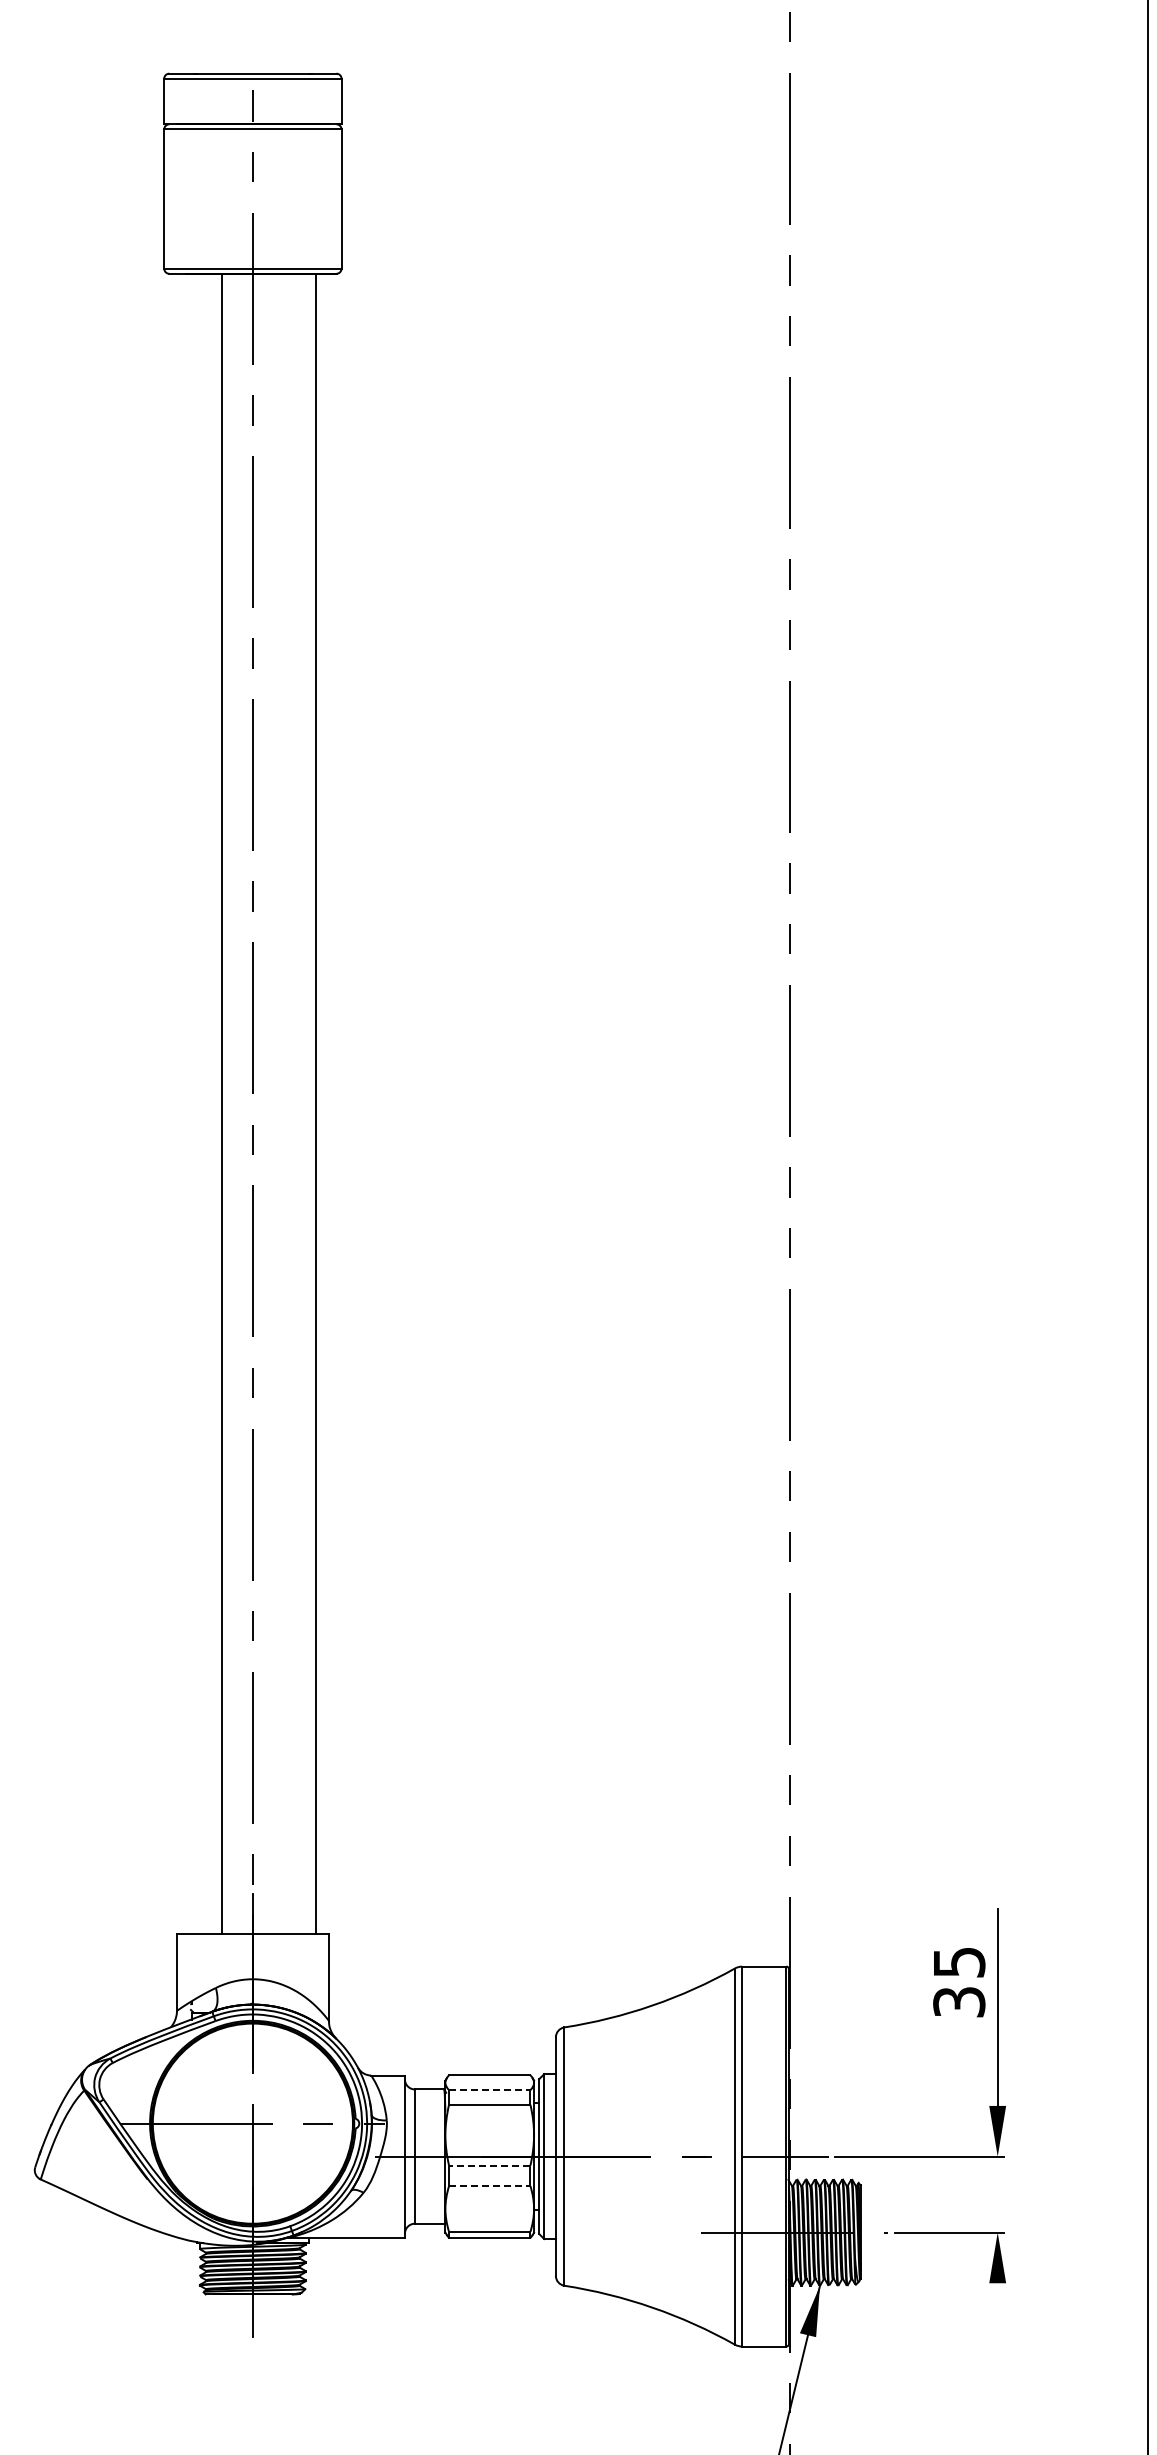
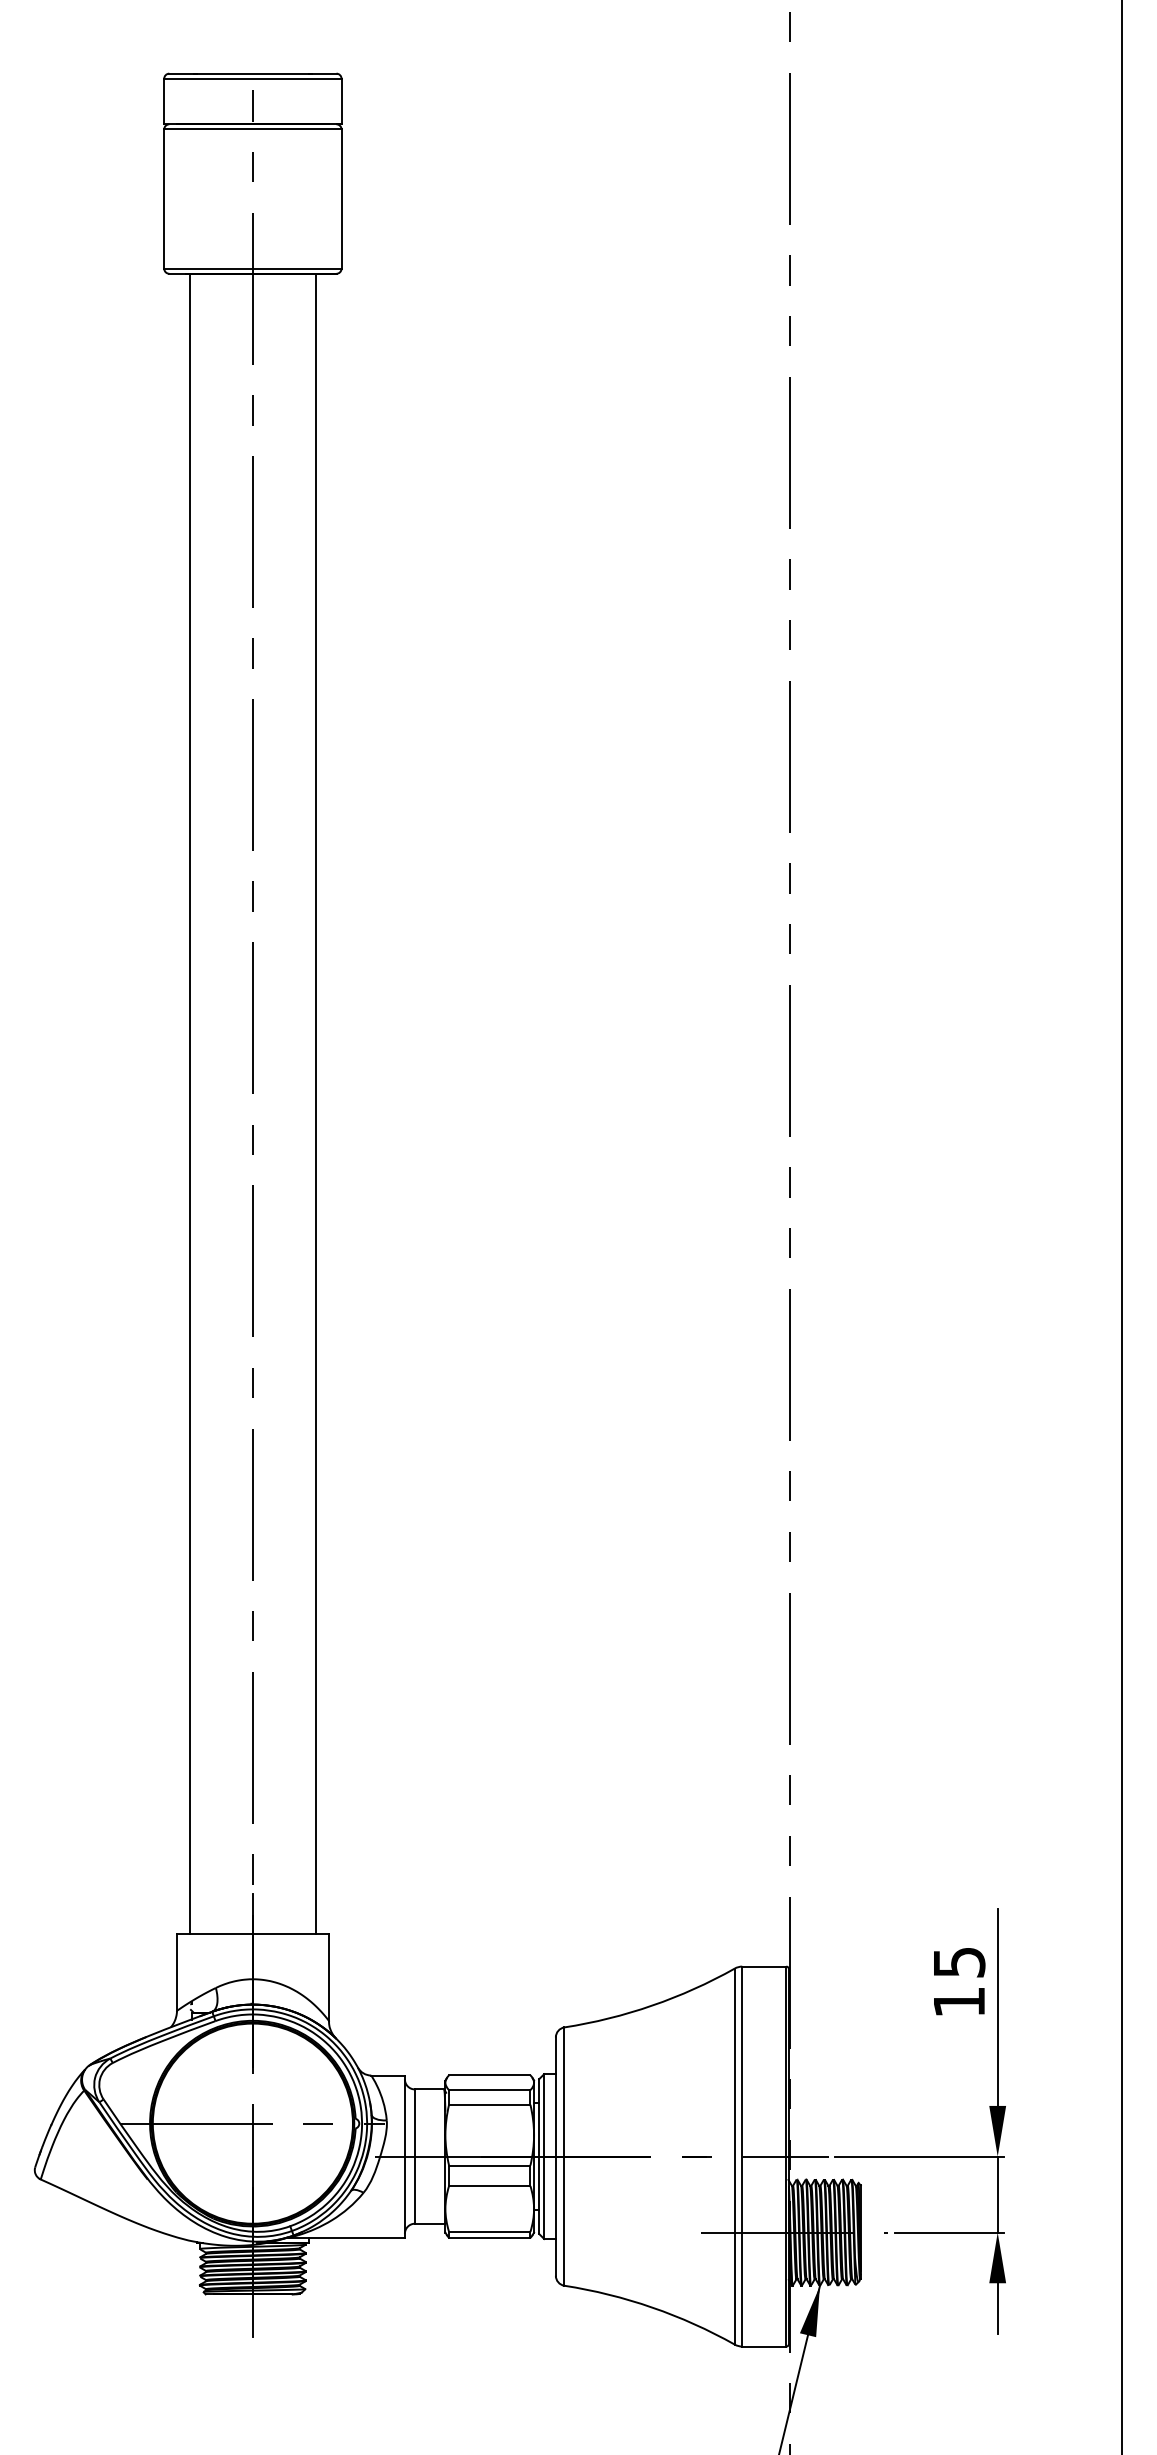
line position: (221, 1103) -> (189, 1103) (189, 1103)
line position: (1148, 1226) -> (1122, 1226) (1122, 1226)
text: 35 -> 15 (959, 2002)
line: dashed -> solid (489, 2090)
line: dashed -> solid (489, 2165)
line: dashed -> solid (489, 2186)
line: none -> present (997, 2194)
line: none -> present (997, 2308)
